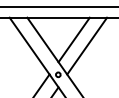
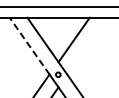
line: present -> none (87, 45)
line: solid -> dashed (29, 46)
